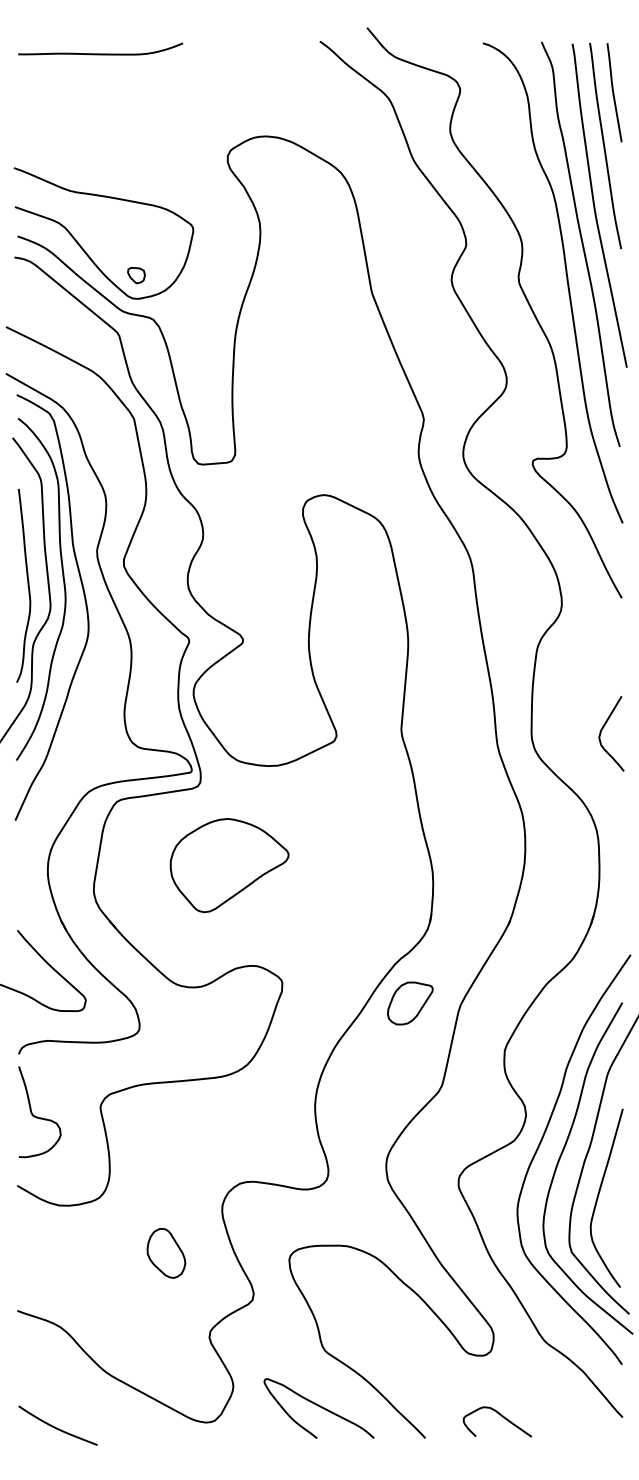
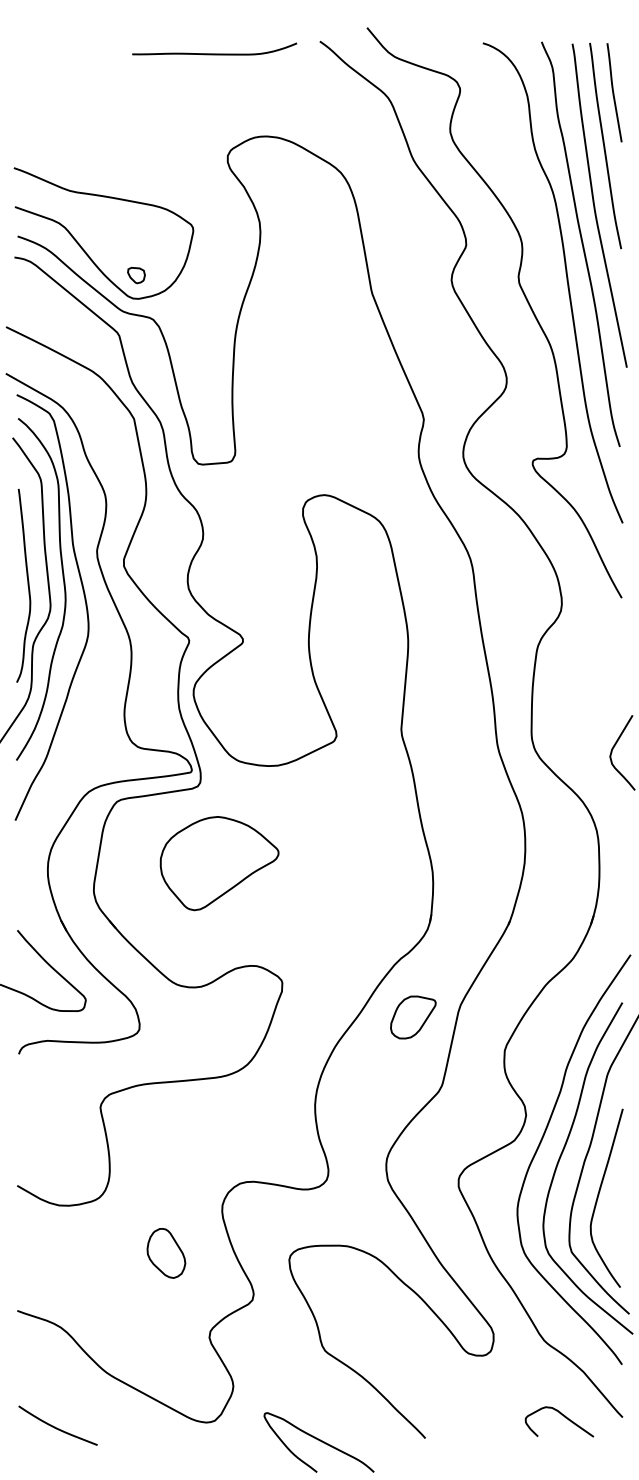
curve position: (100, 53) -> (214, 53) (214, 53)
curve position: (604, 727) -> (615, 746) (615, 746)
part position: (229, 865) -> (219, 863) (219, 863)
part position: (410, 1003) -> (413, 1017) (413, 1017)
curve: present -> none (37, 1116)
curve position: (319, 1407) -> (319, 1441) (319, 1441)
curve position: (499, 1415) -> (561, 1415) (561, 1415)
